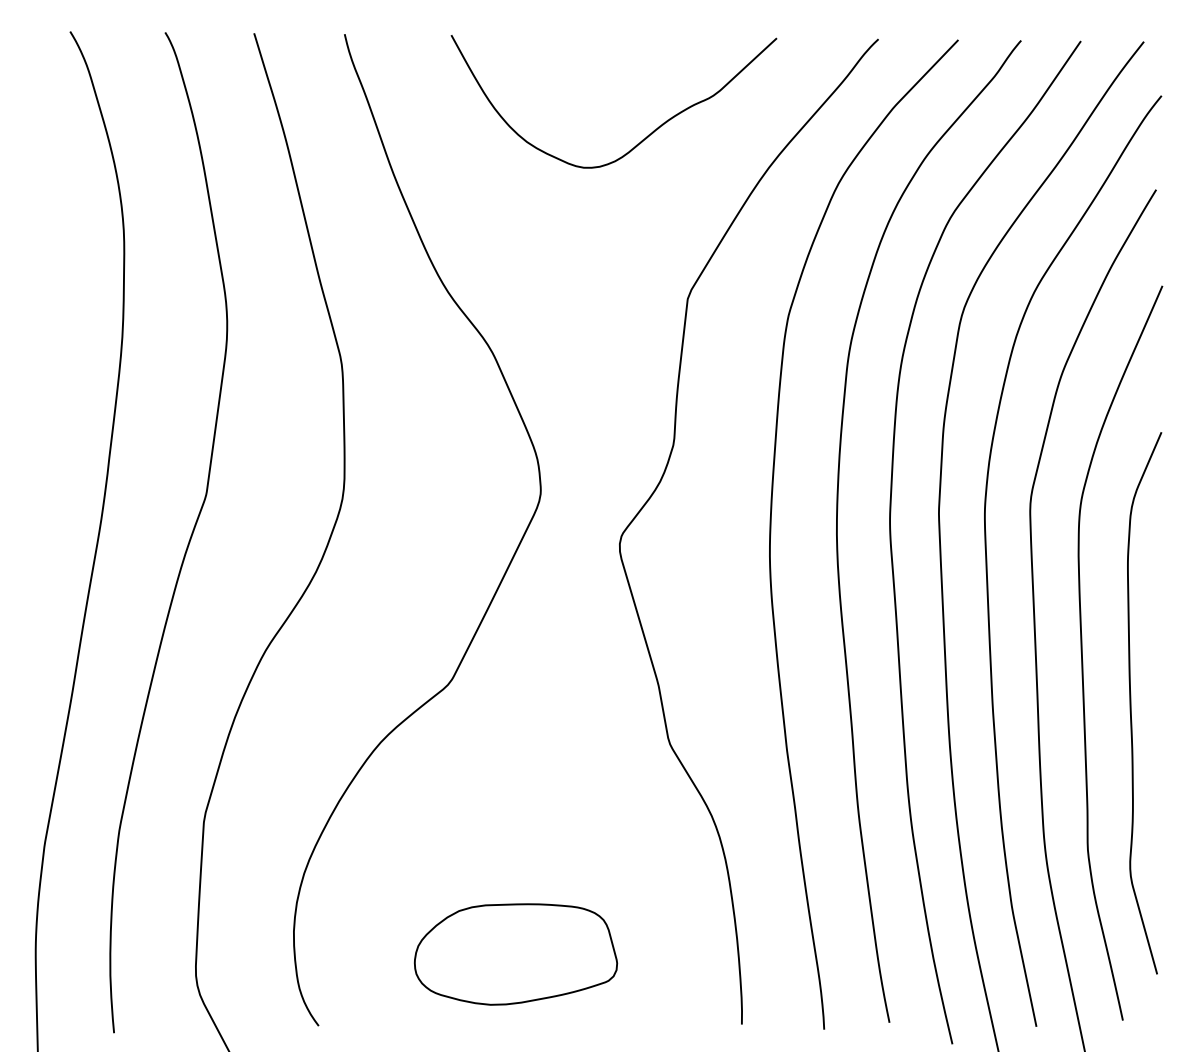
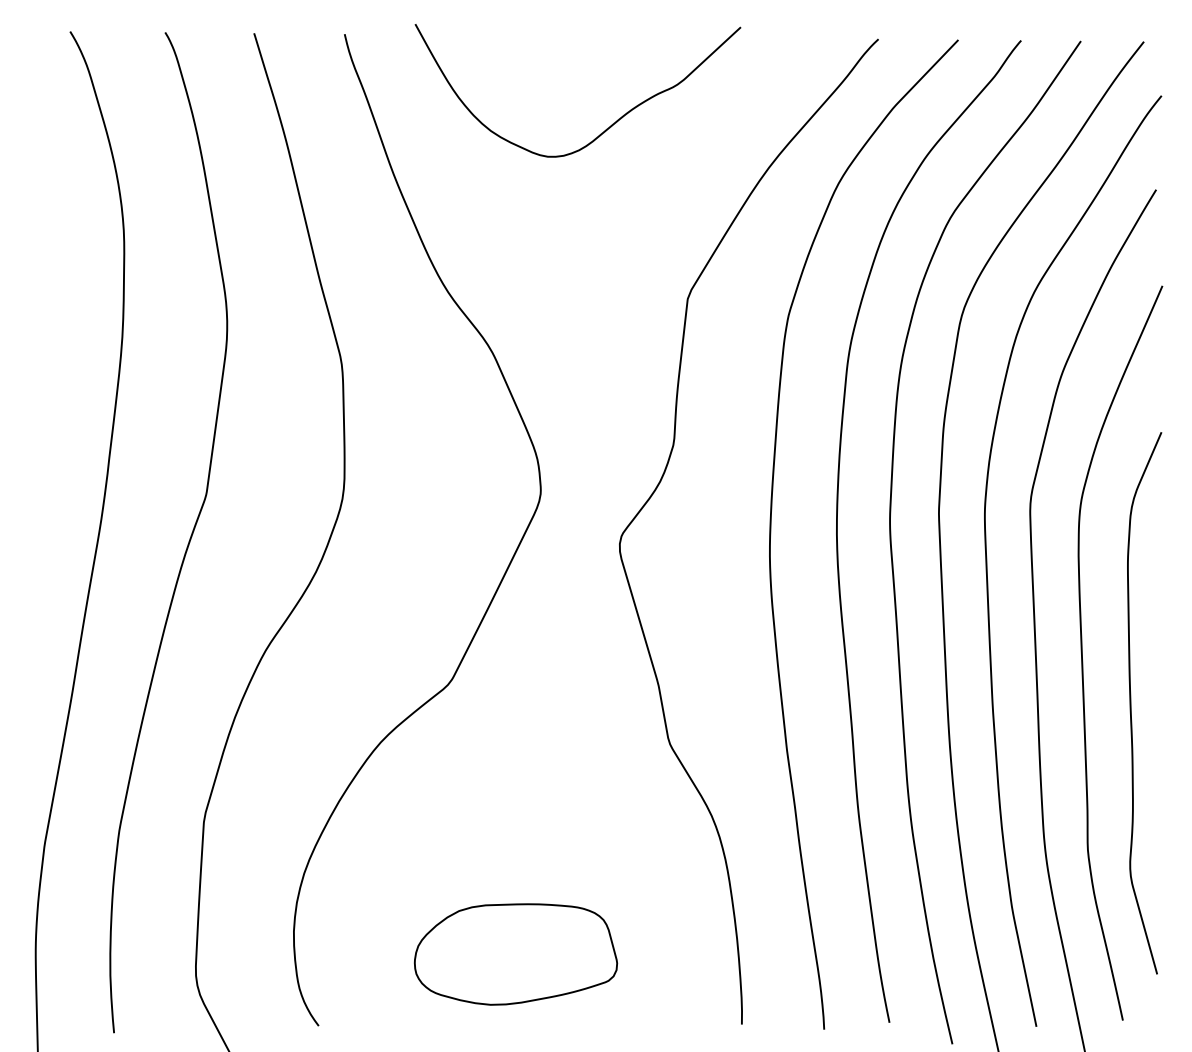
curve position: (642, 139) -> (606, 128) (606, 128)
